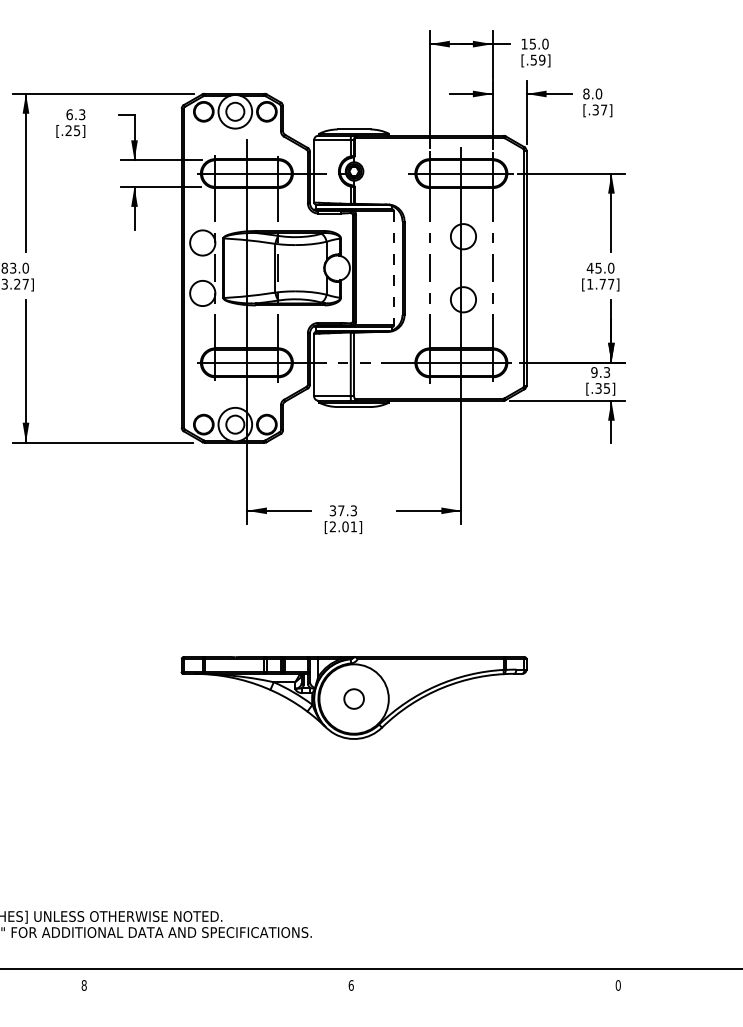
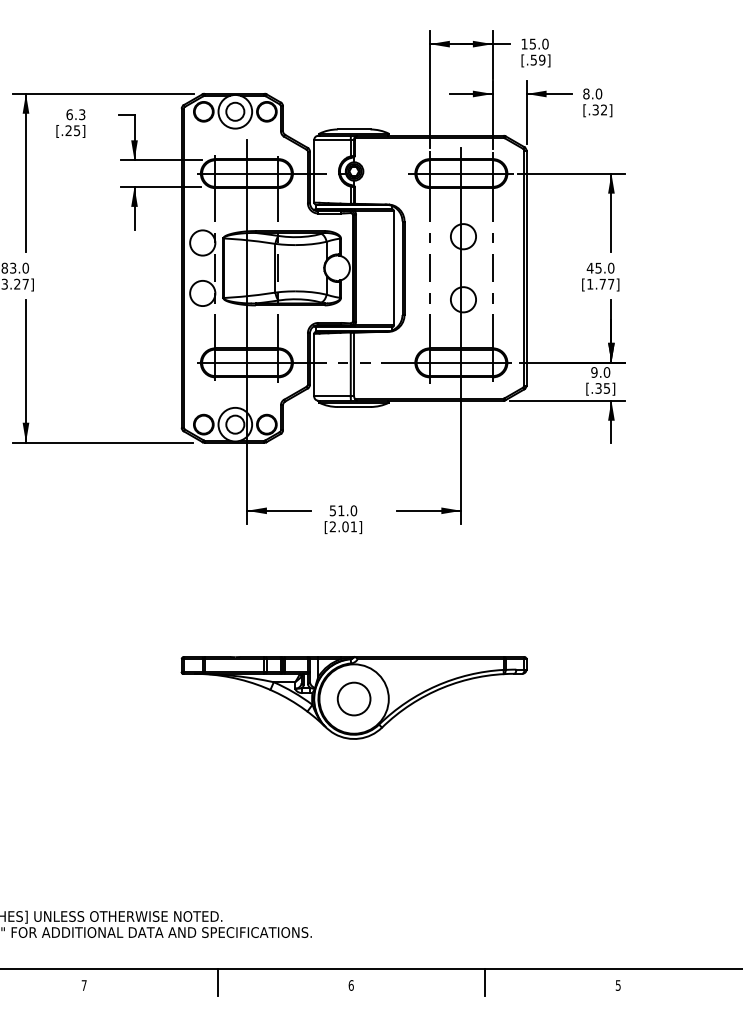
text: [.37] -> [.32] (604, 109)
line: dashed -> solid (394, 268)
text: 9.3 -> 9.0 (606, 372)
text: 37.3 -> 51.0 (343, 510)
circle diameter: 20 px -> 33 px (353, 698)
line: none -> present (217, 982)
line: none -> present (484, 982)
text: 8 -> 7 (83, 985)
text: 0 -> 5 (617, 985)
